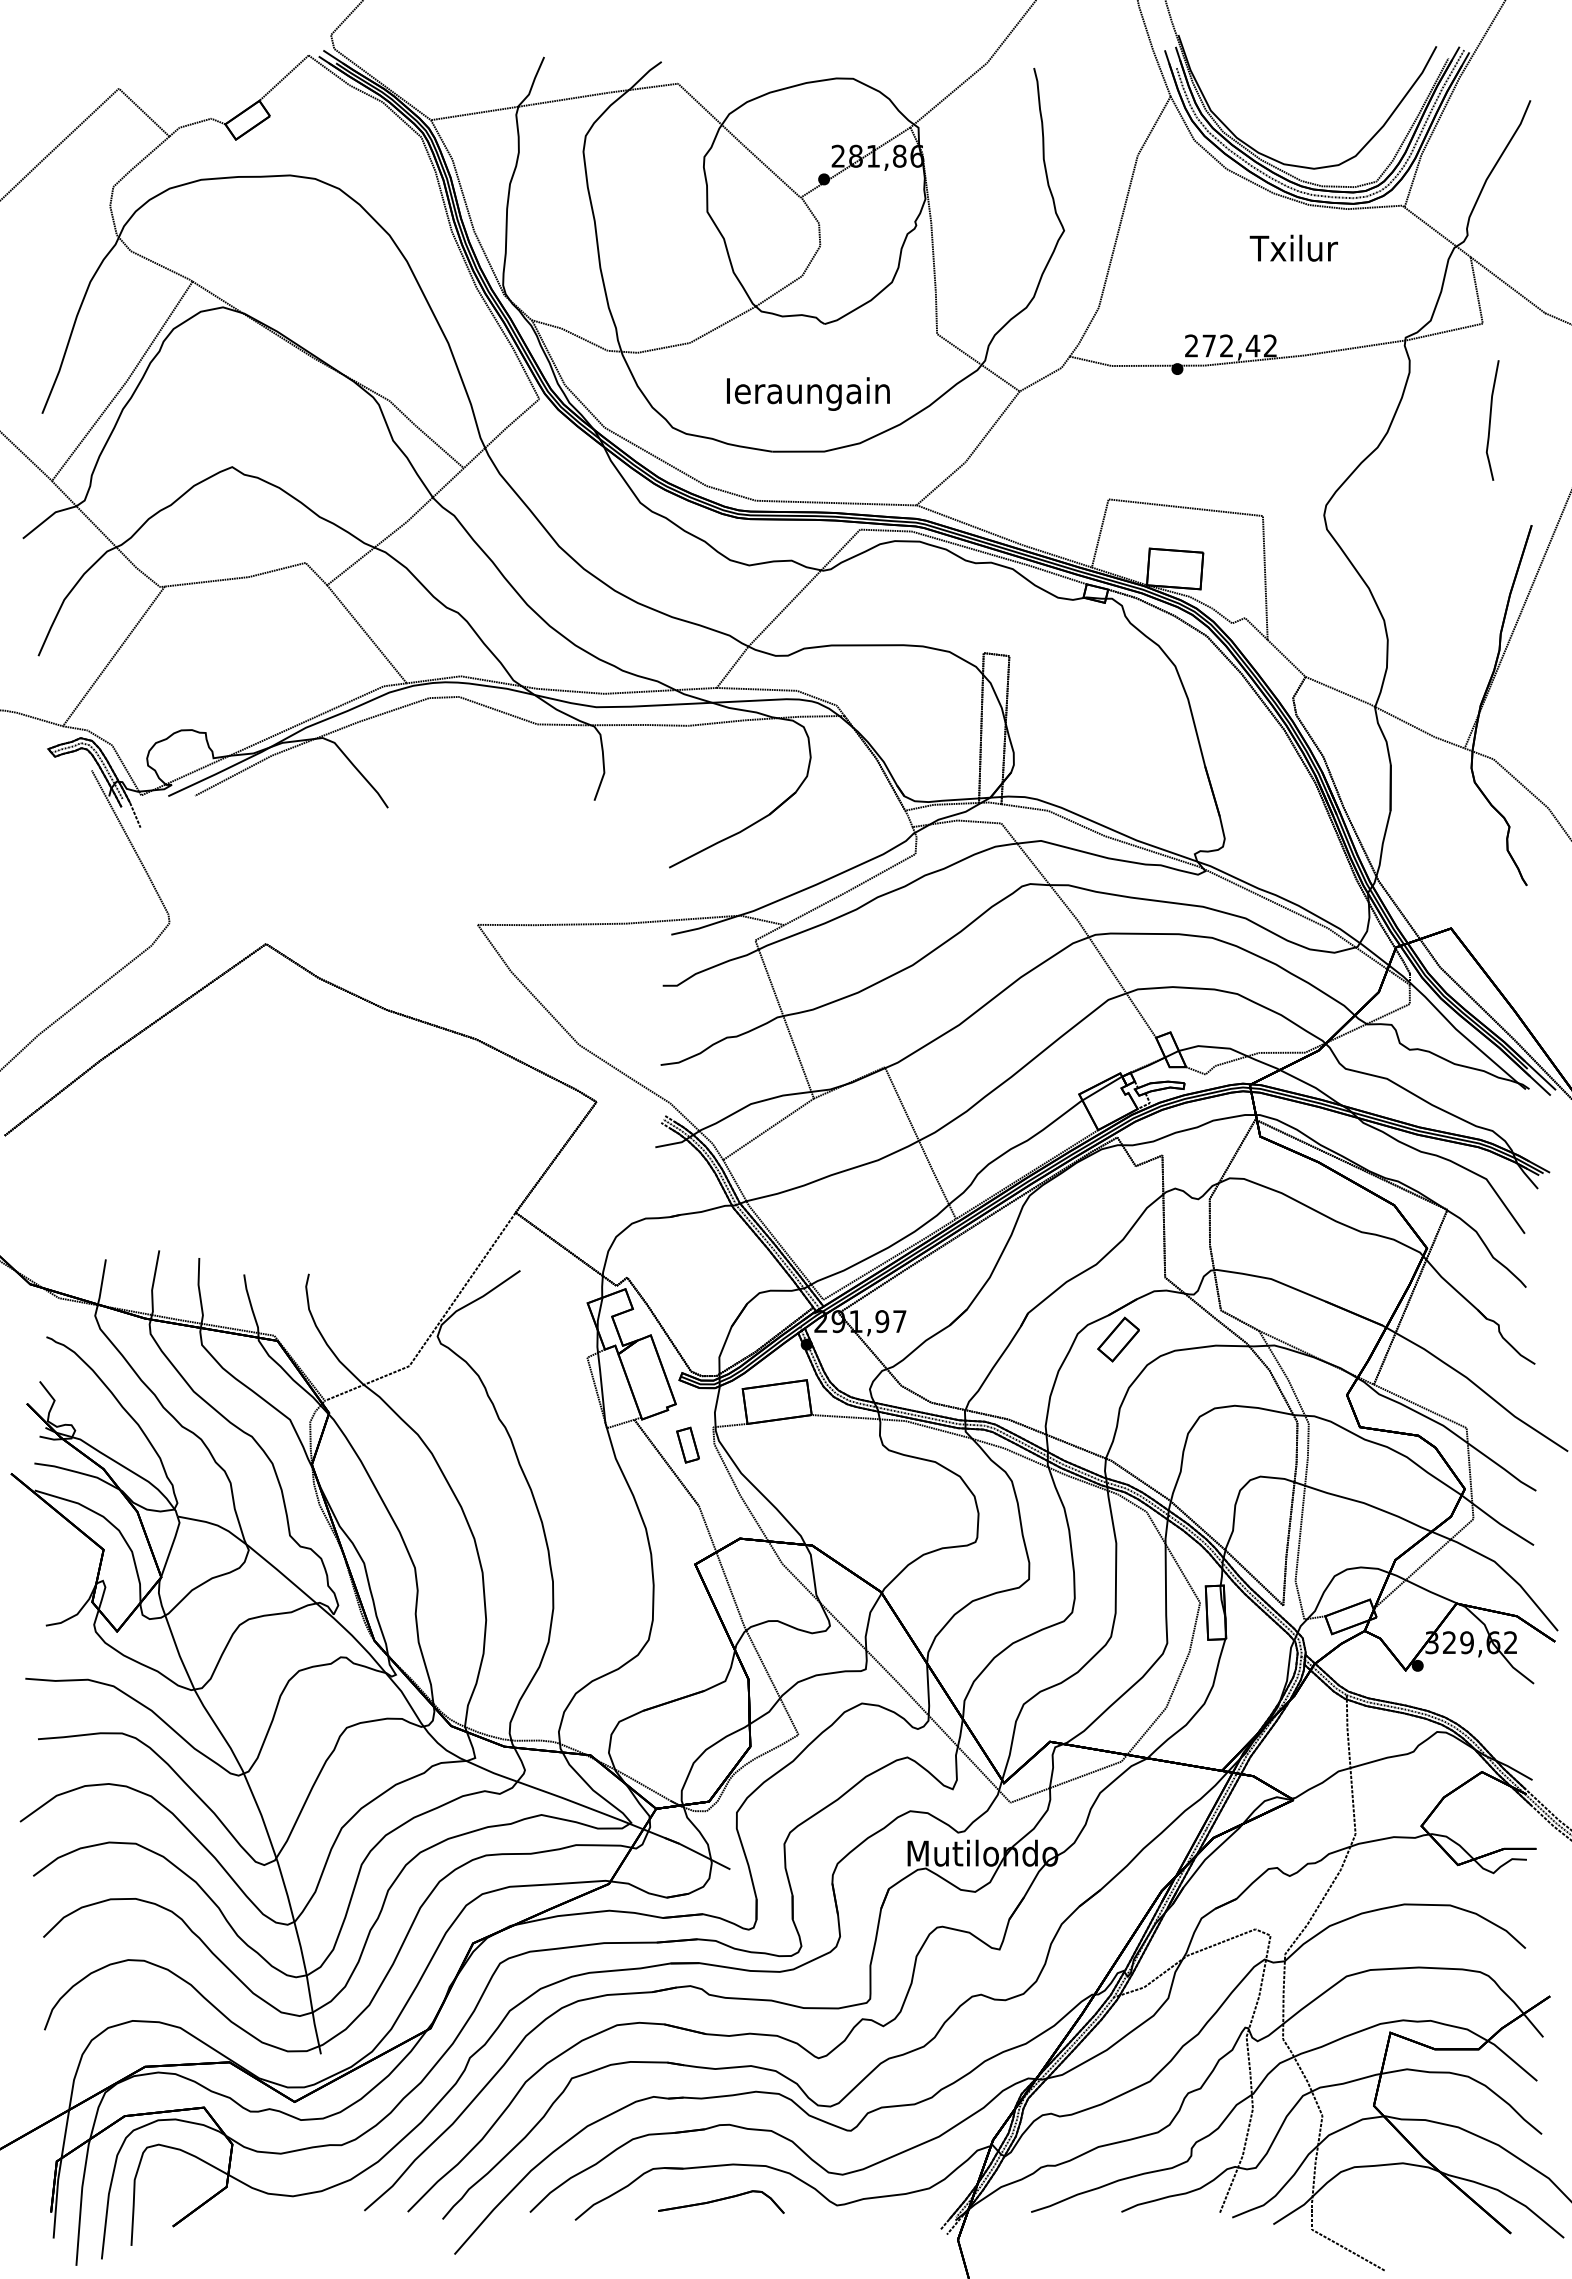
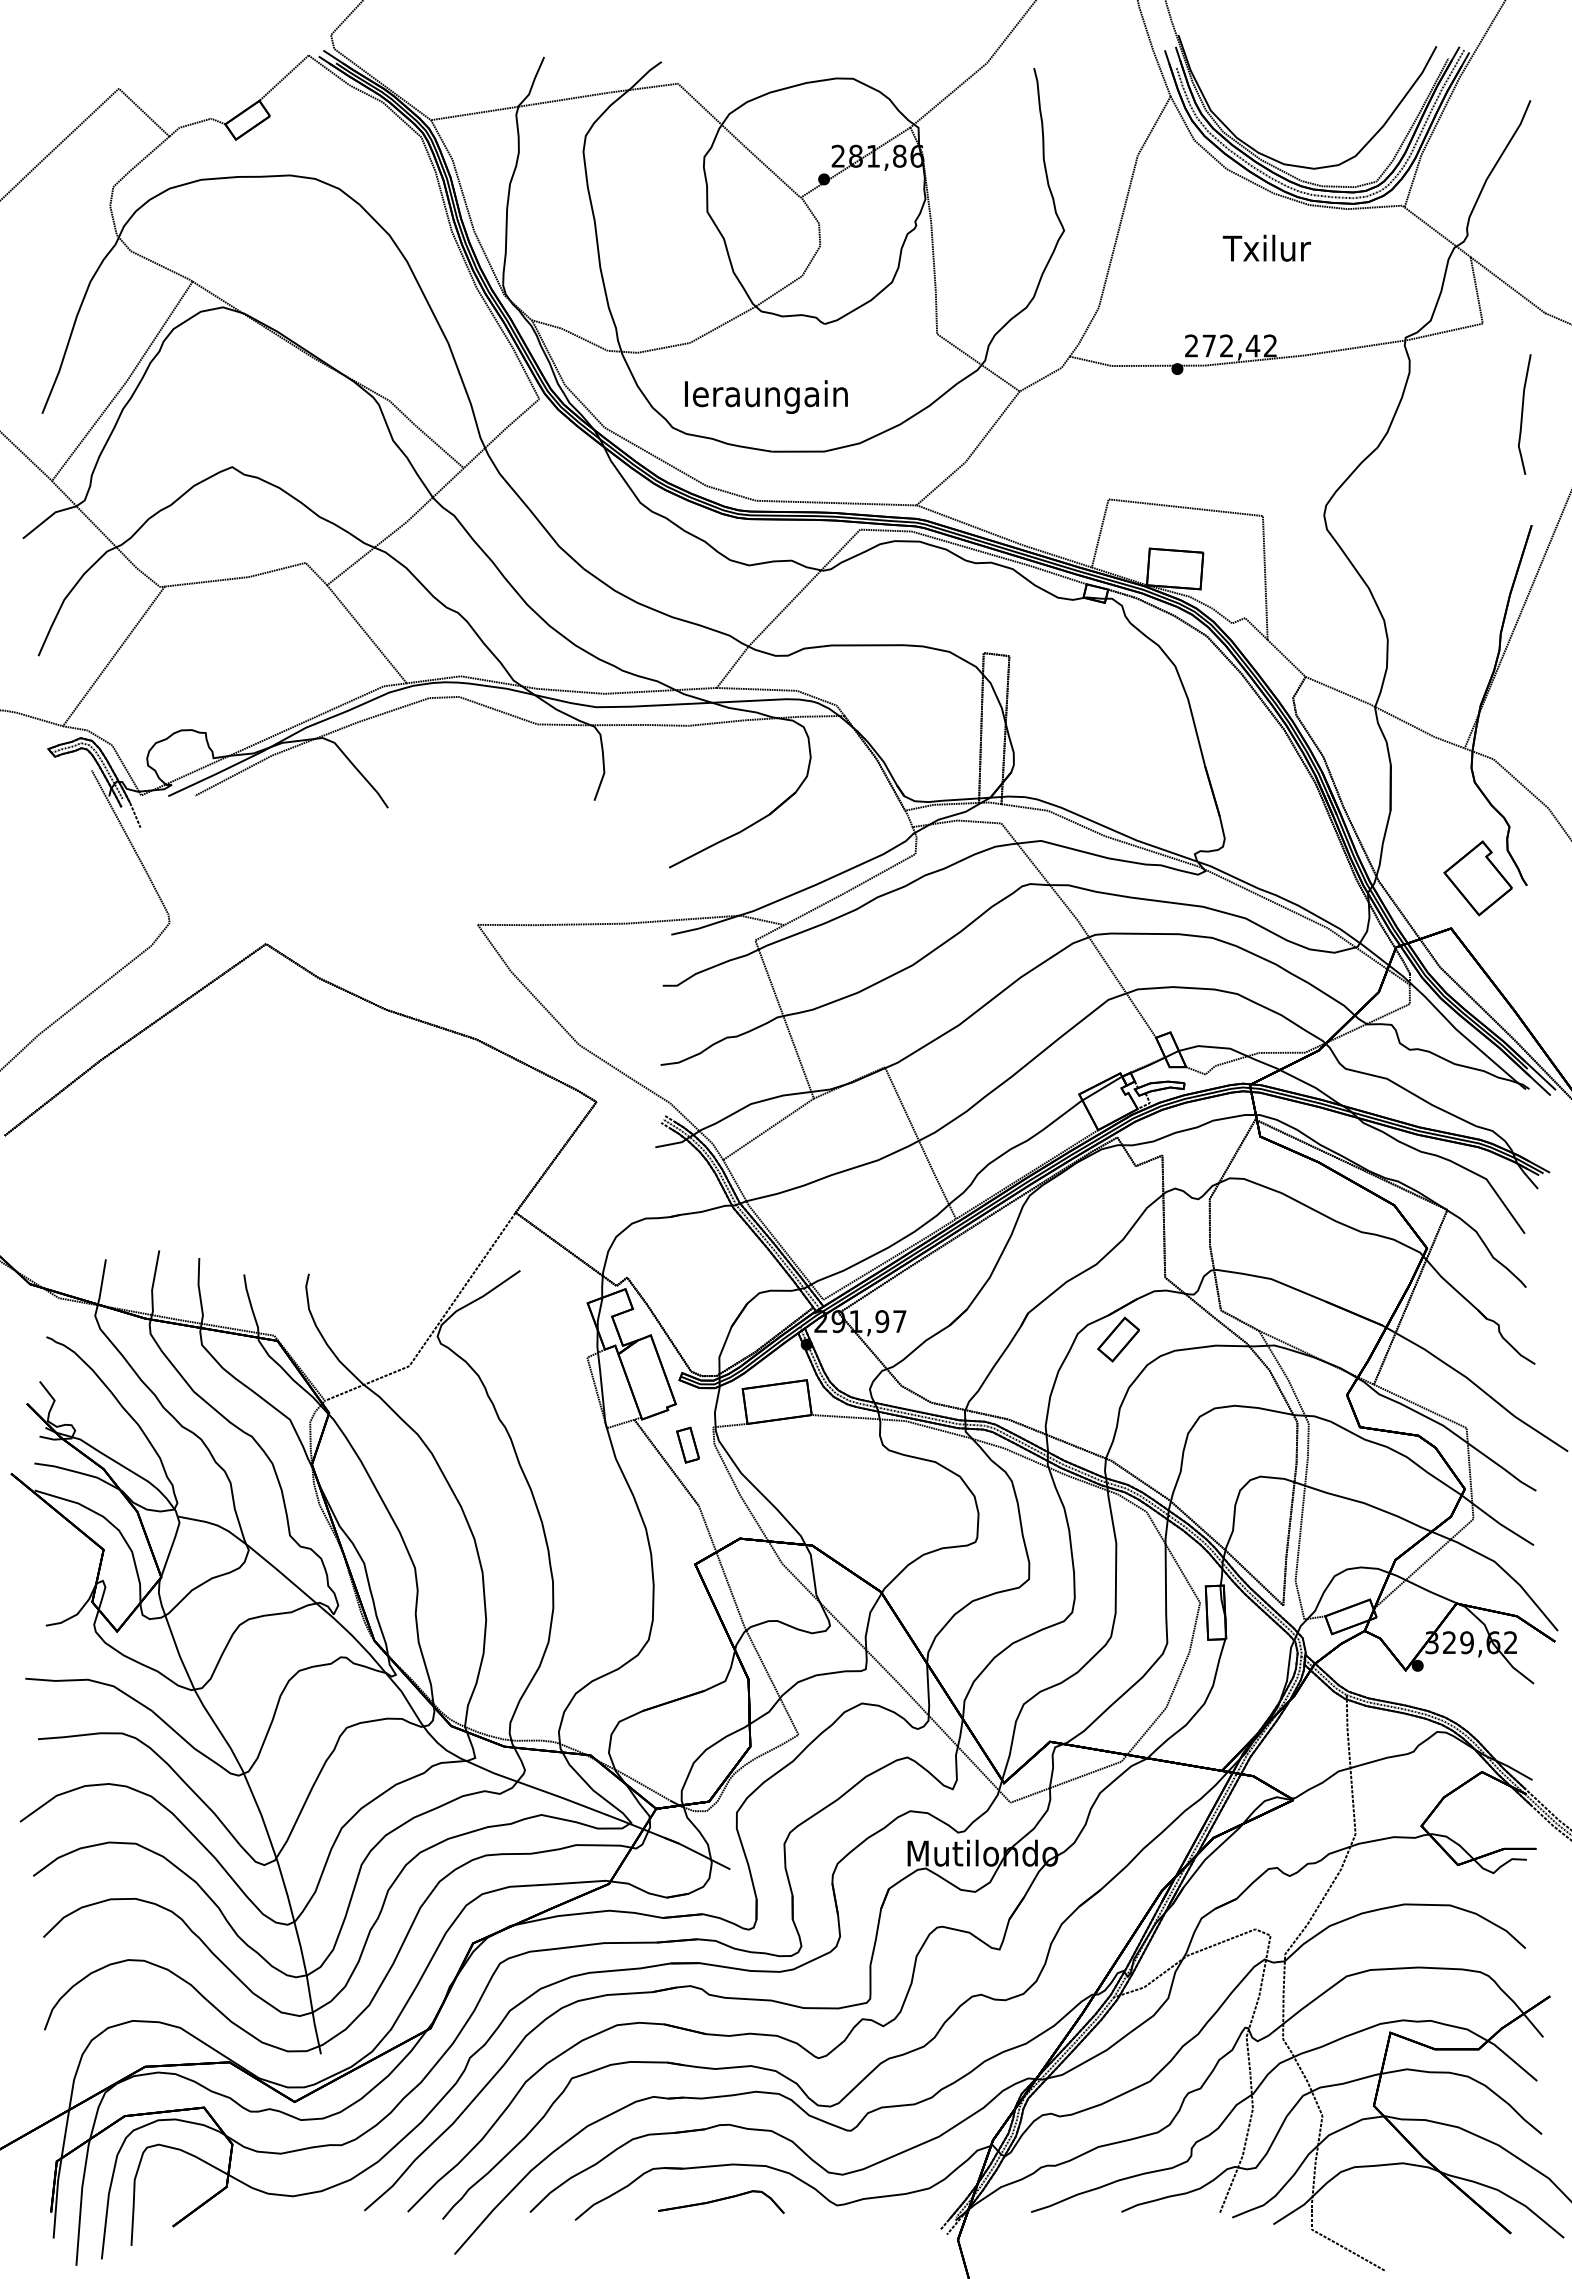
text position: (1293, 247) -> (1266, 247) (1266, 247)
text position: (808, 393) -> (766, 396) (766, 396)
curve position: (1491, 419) -> (1523, 413) (1523, 413)
part: none -> present (1477, 878)
